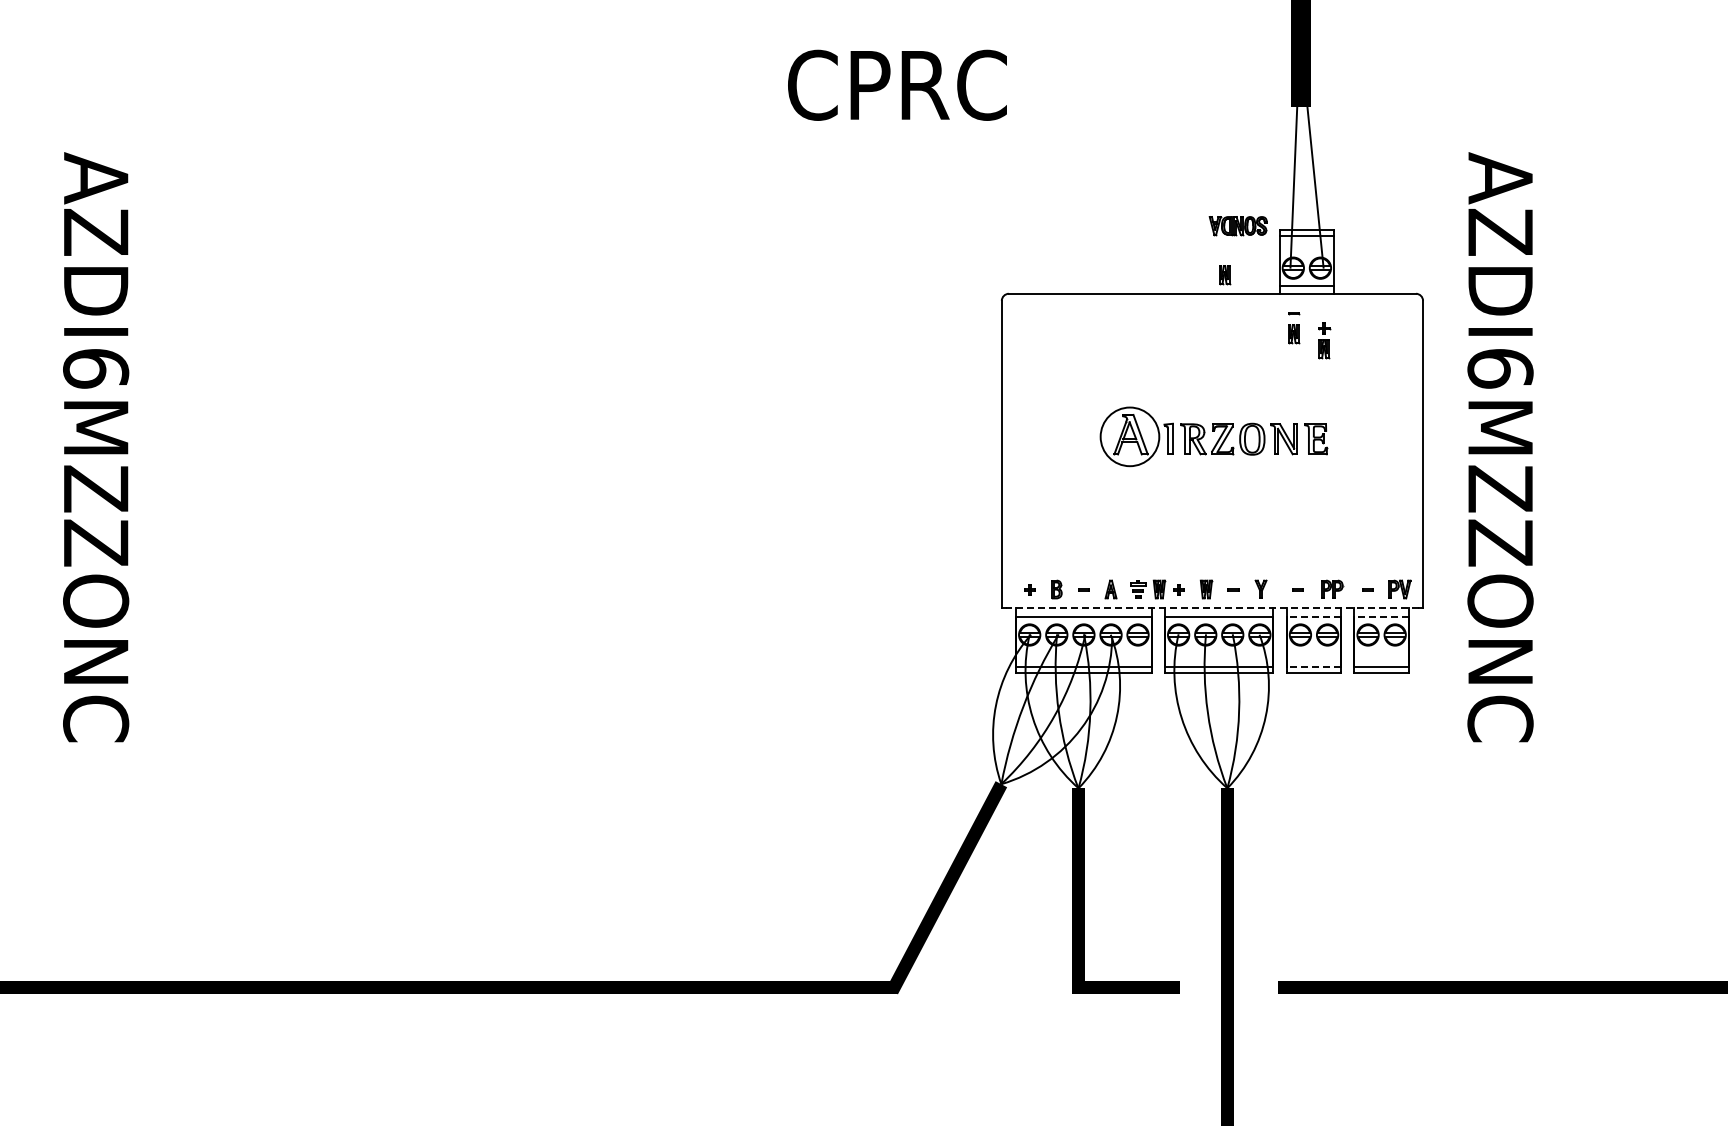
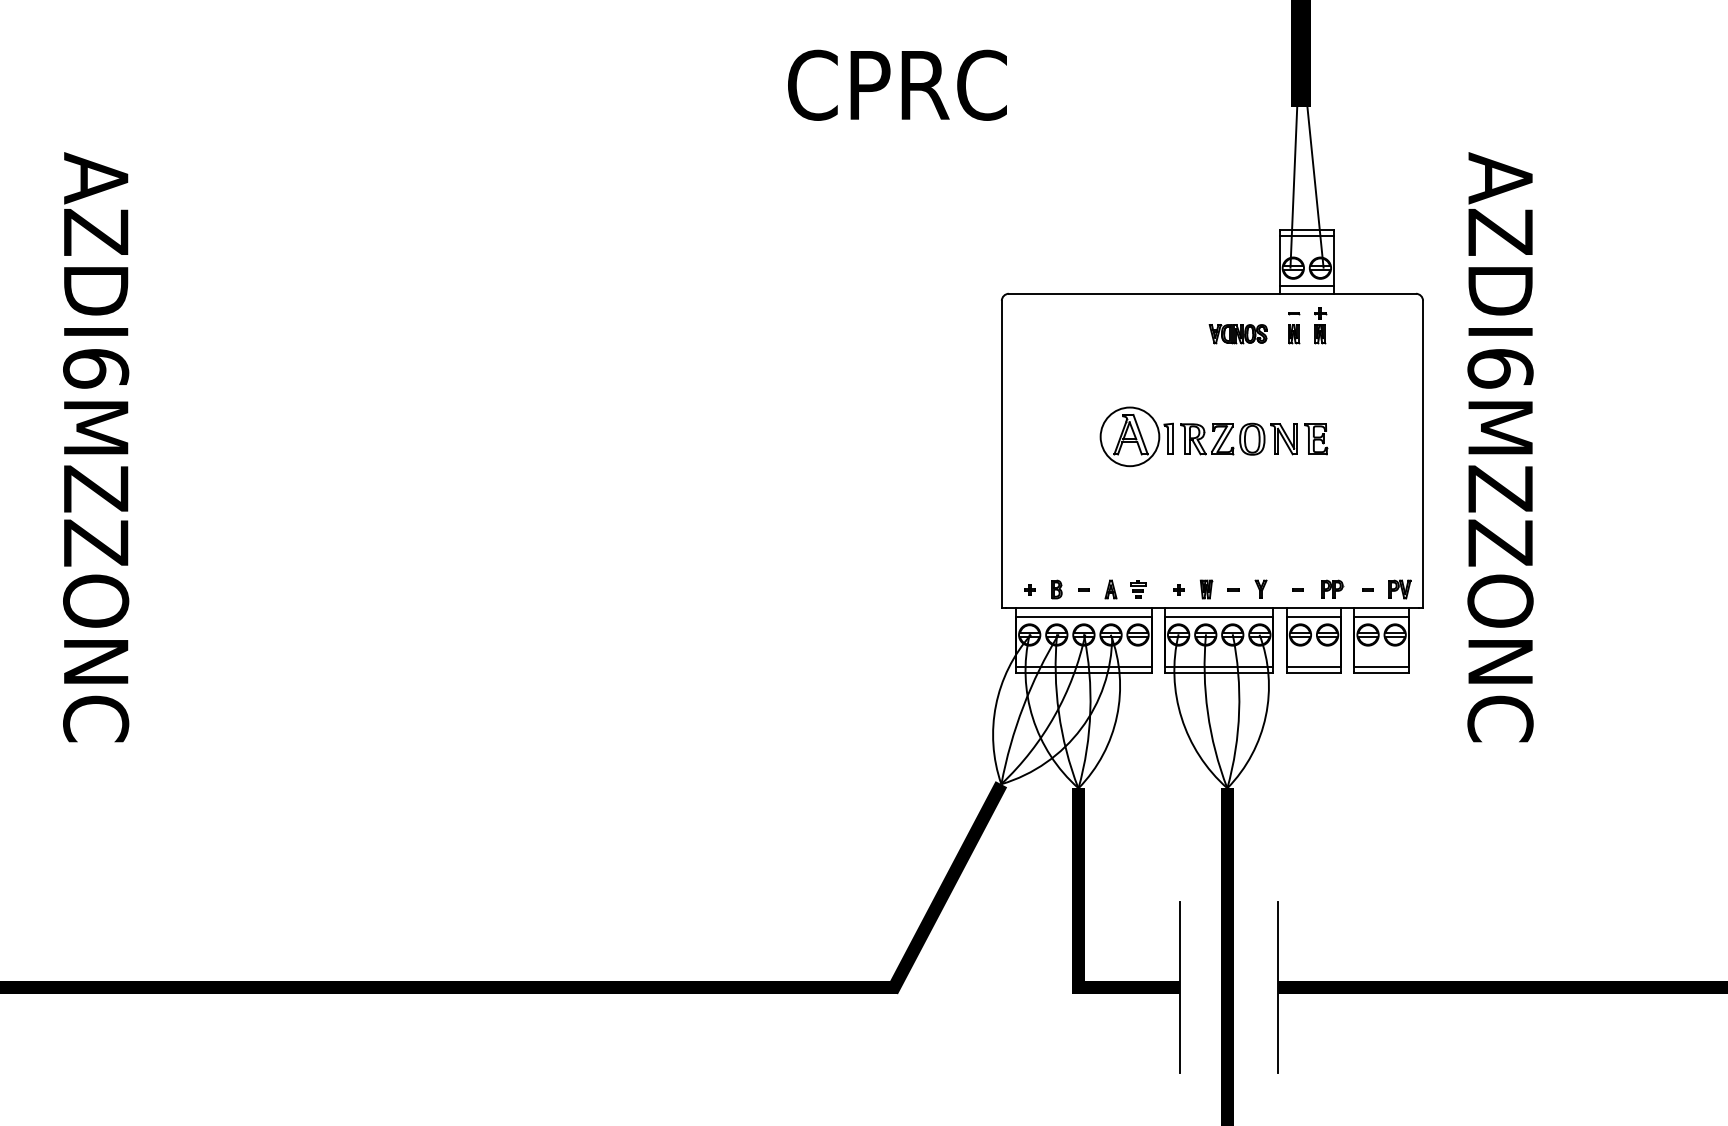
part position: (1237, 226) -> (1237, 334) (1237, 334)
part: present -> none (1225, 275)
part position: (1324, 340) -> (1320, 325) (1320, 325)
part: present -> none (1159, 589)
line: dashed -> solid (1211, 608)
line: dashed -> solid (1313, 617)
line: dashed -> solid (1381, 617)
line: dashed -> solid (1313, 667)
line: none -> present (1180, 987)
line: none -> present (1277, 987)
